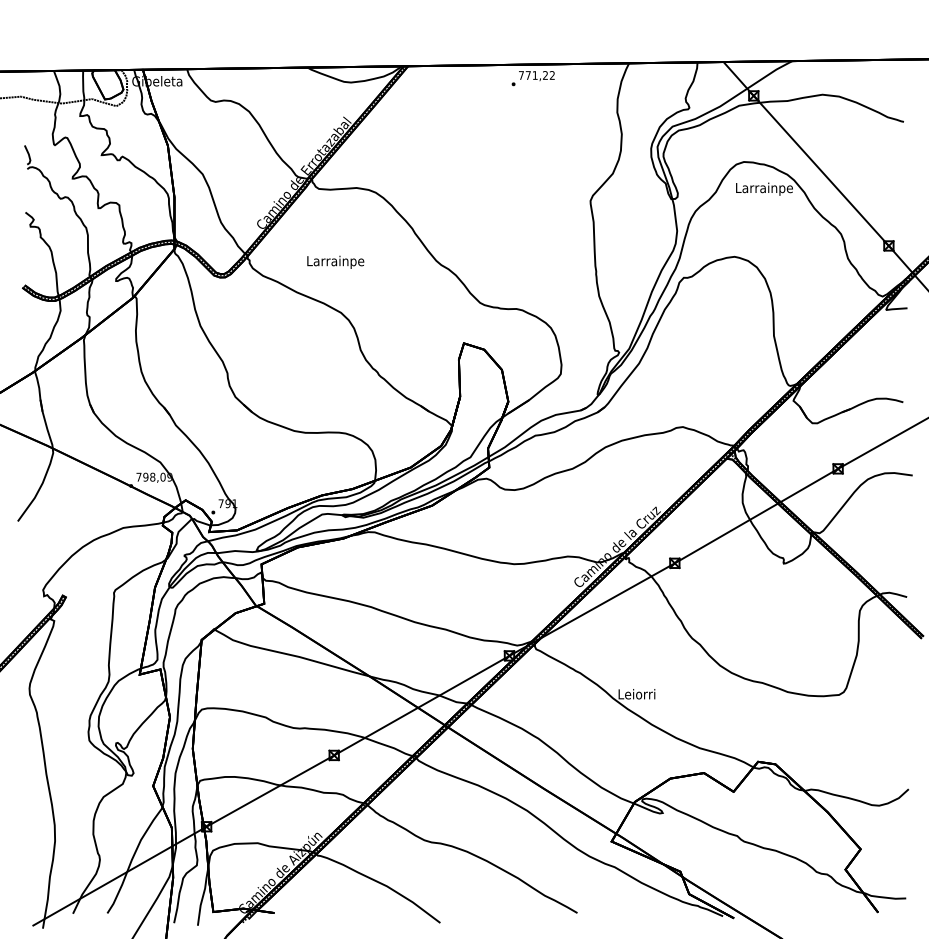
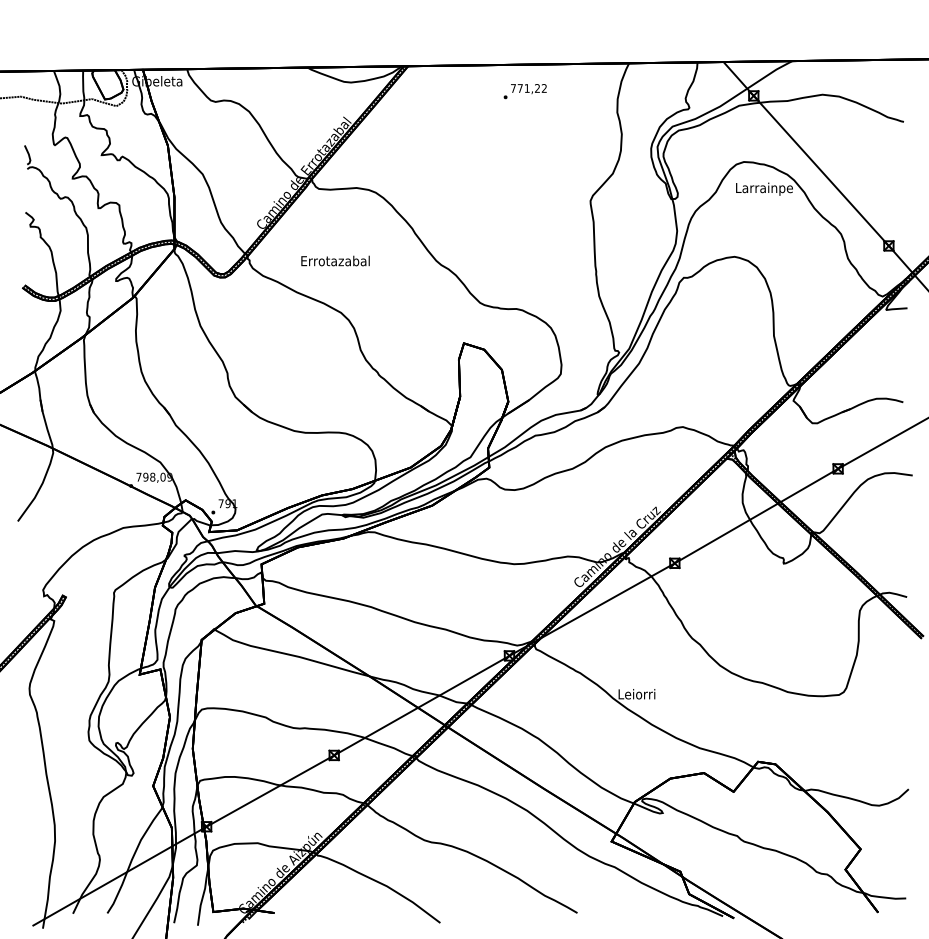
text position: (532, 78) -> (524, 91) (524, 91)
text: Larrainpe -> Errotazabal (335, 261)
